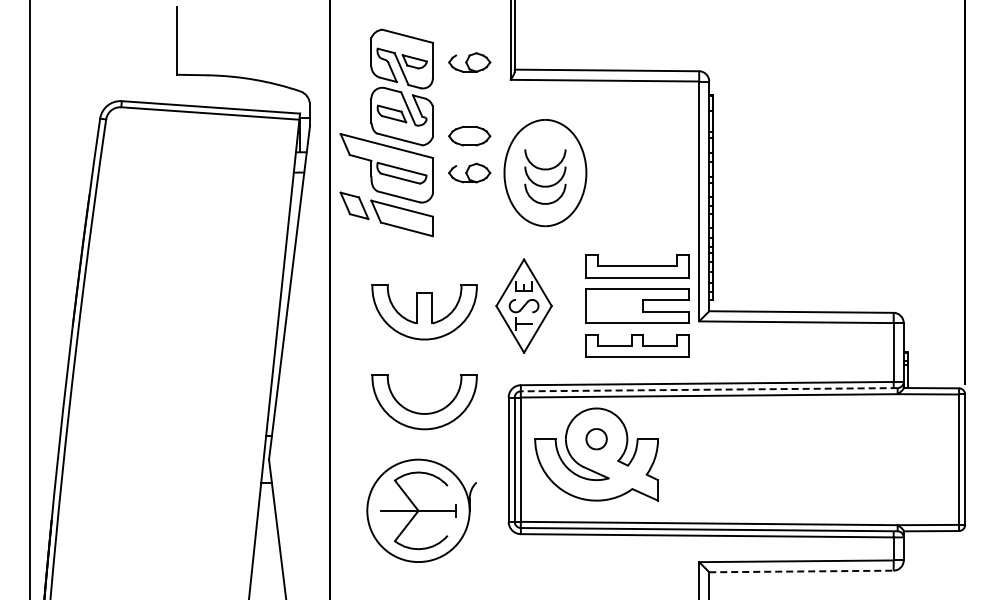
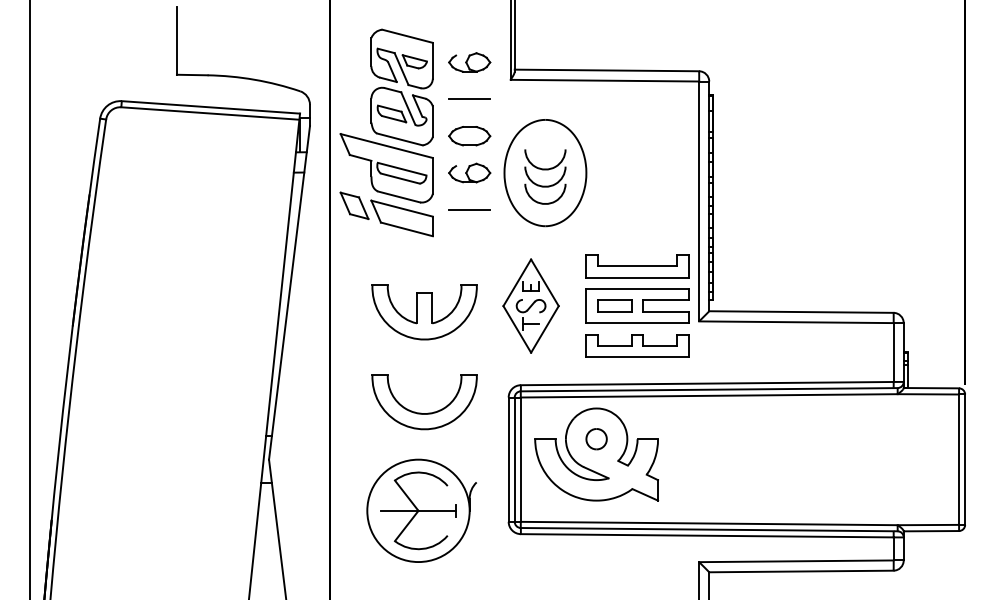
line: none -> present (469, 99)
line: none -> present (469, 209)
part position: (523, 305) -> (530, 305) (530, 305)
part: none -> present (614, 305)
line: dashed -> solid (708, 389)
line: dashed -> solid (801, 571)
